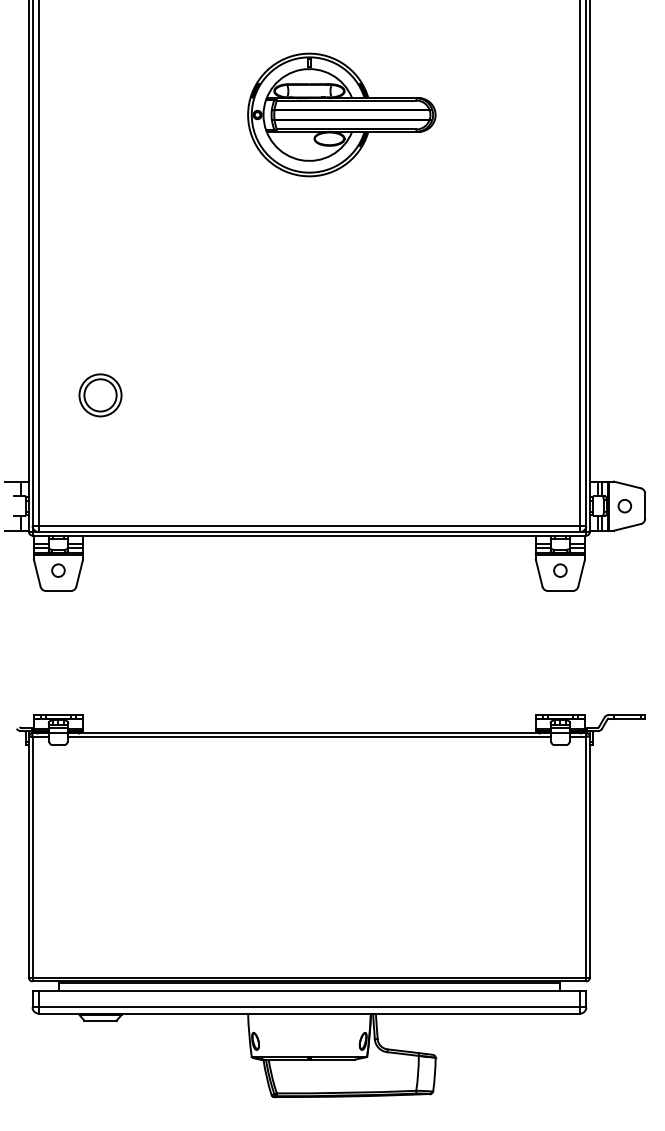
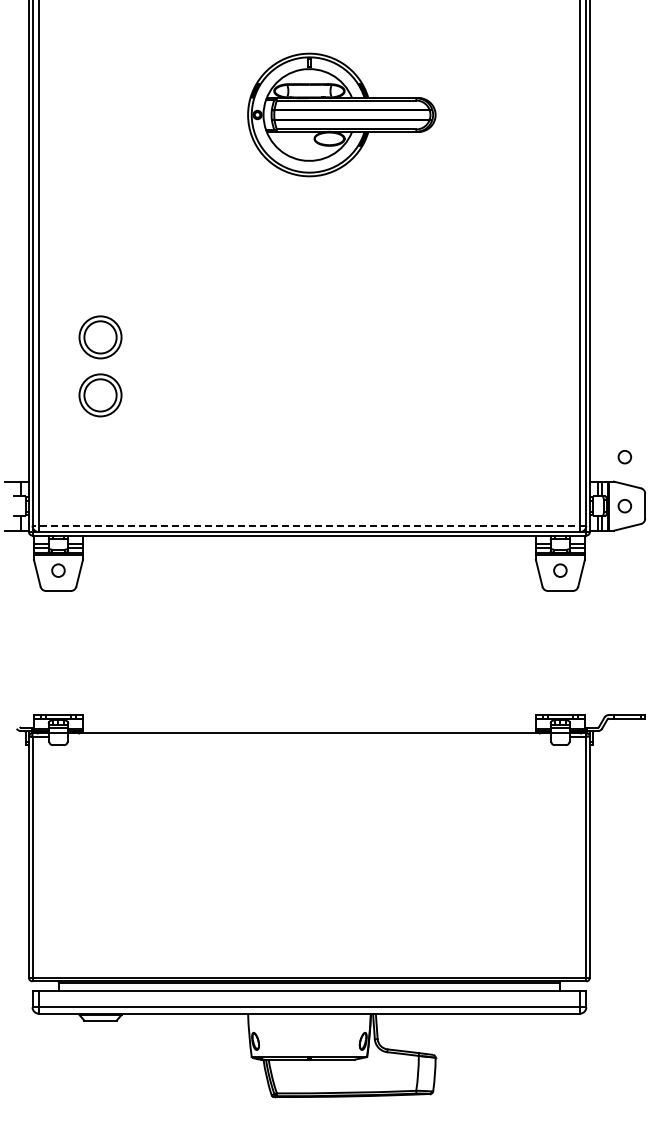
part: none -> present (100, 337)
circle: none -> present (624, 457)
line: solid -> dashed (309, 525)
line: present -> none (309, 736)
